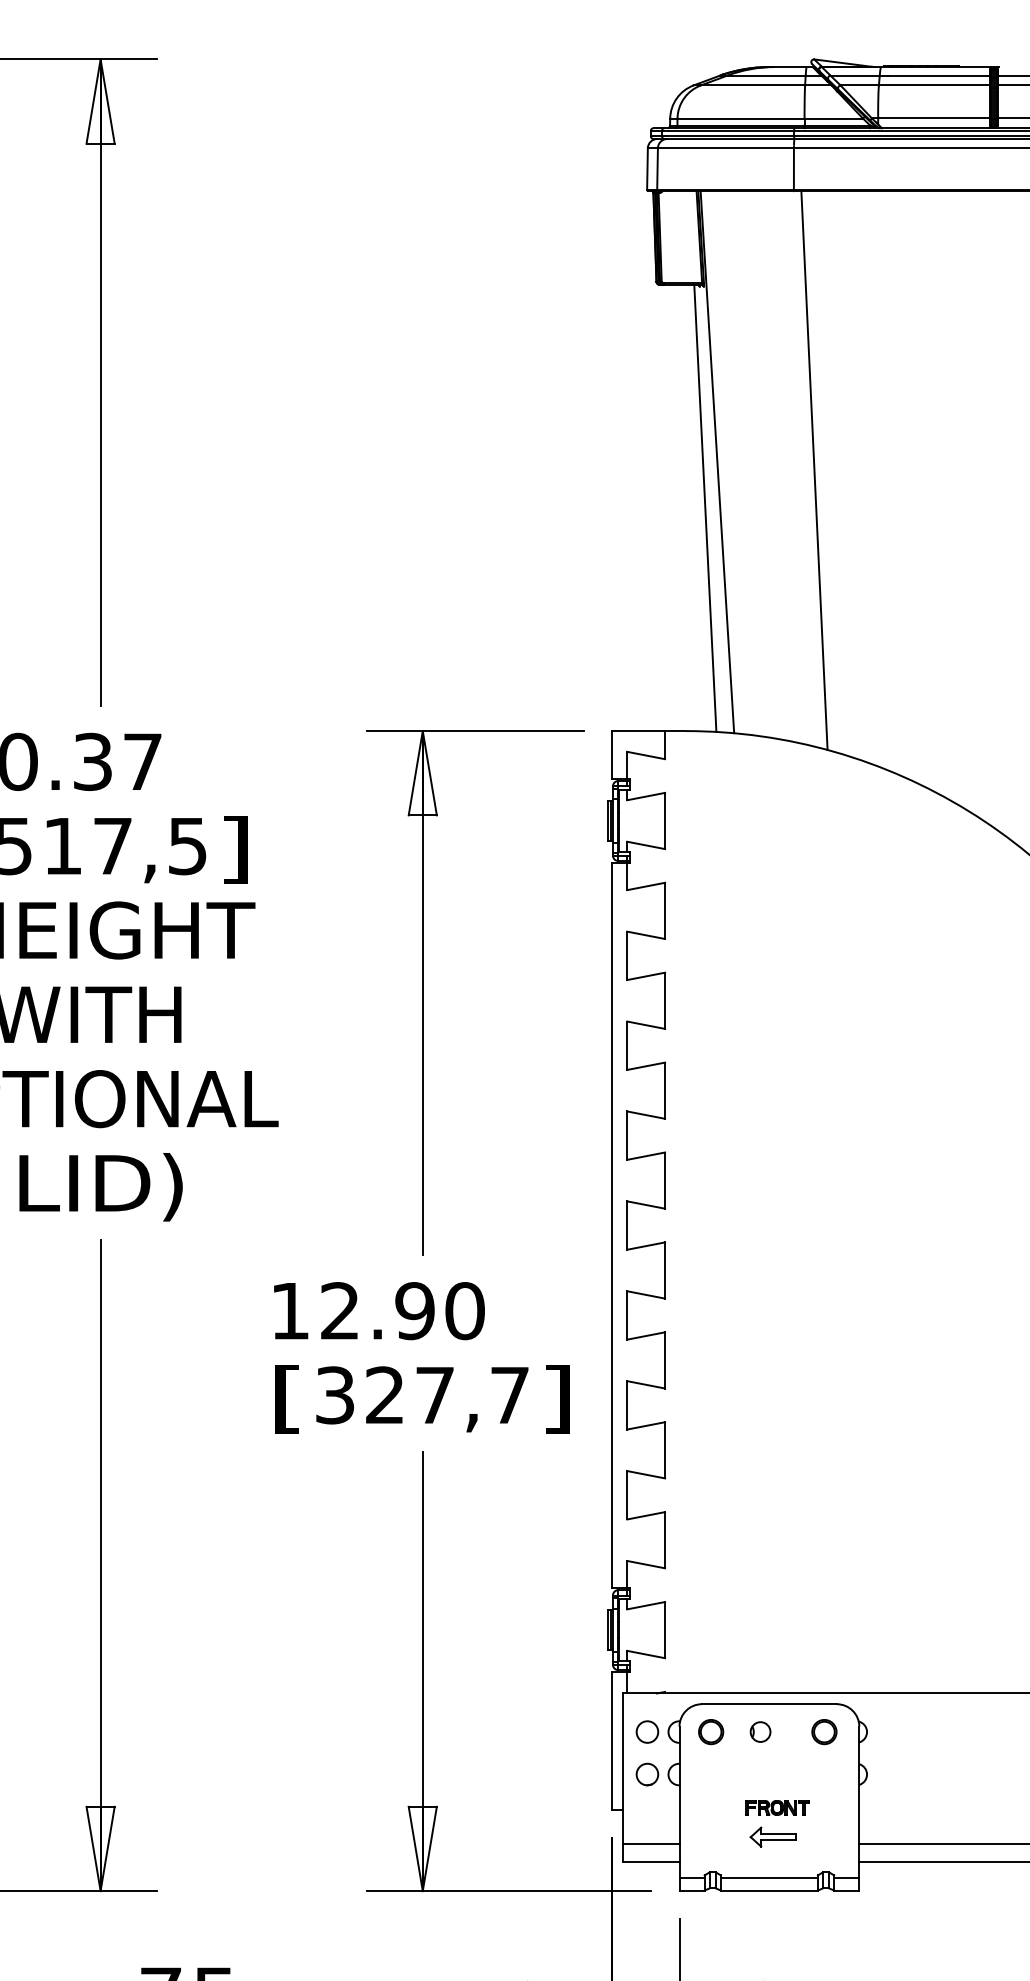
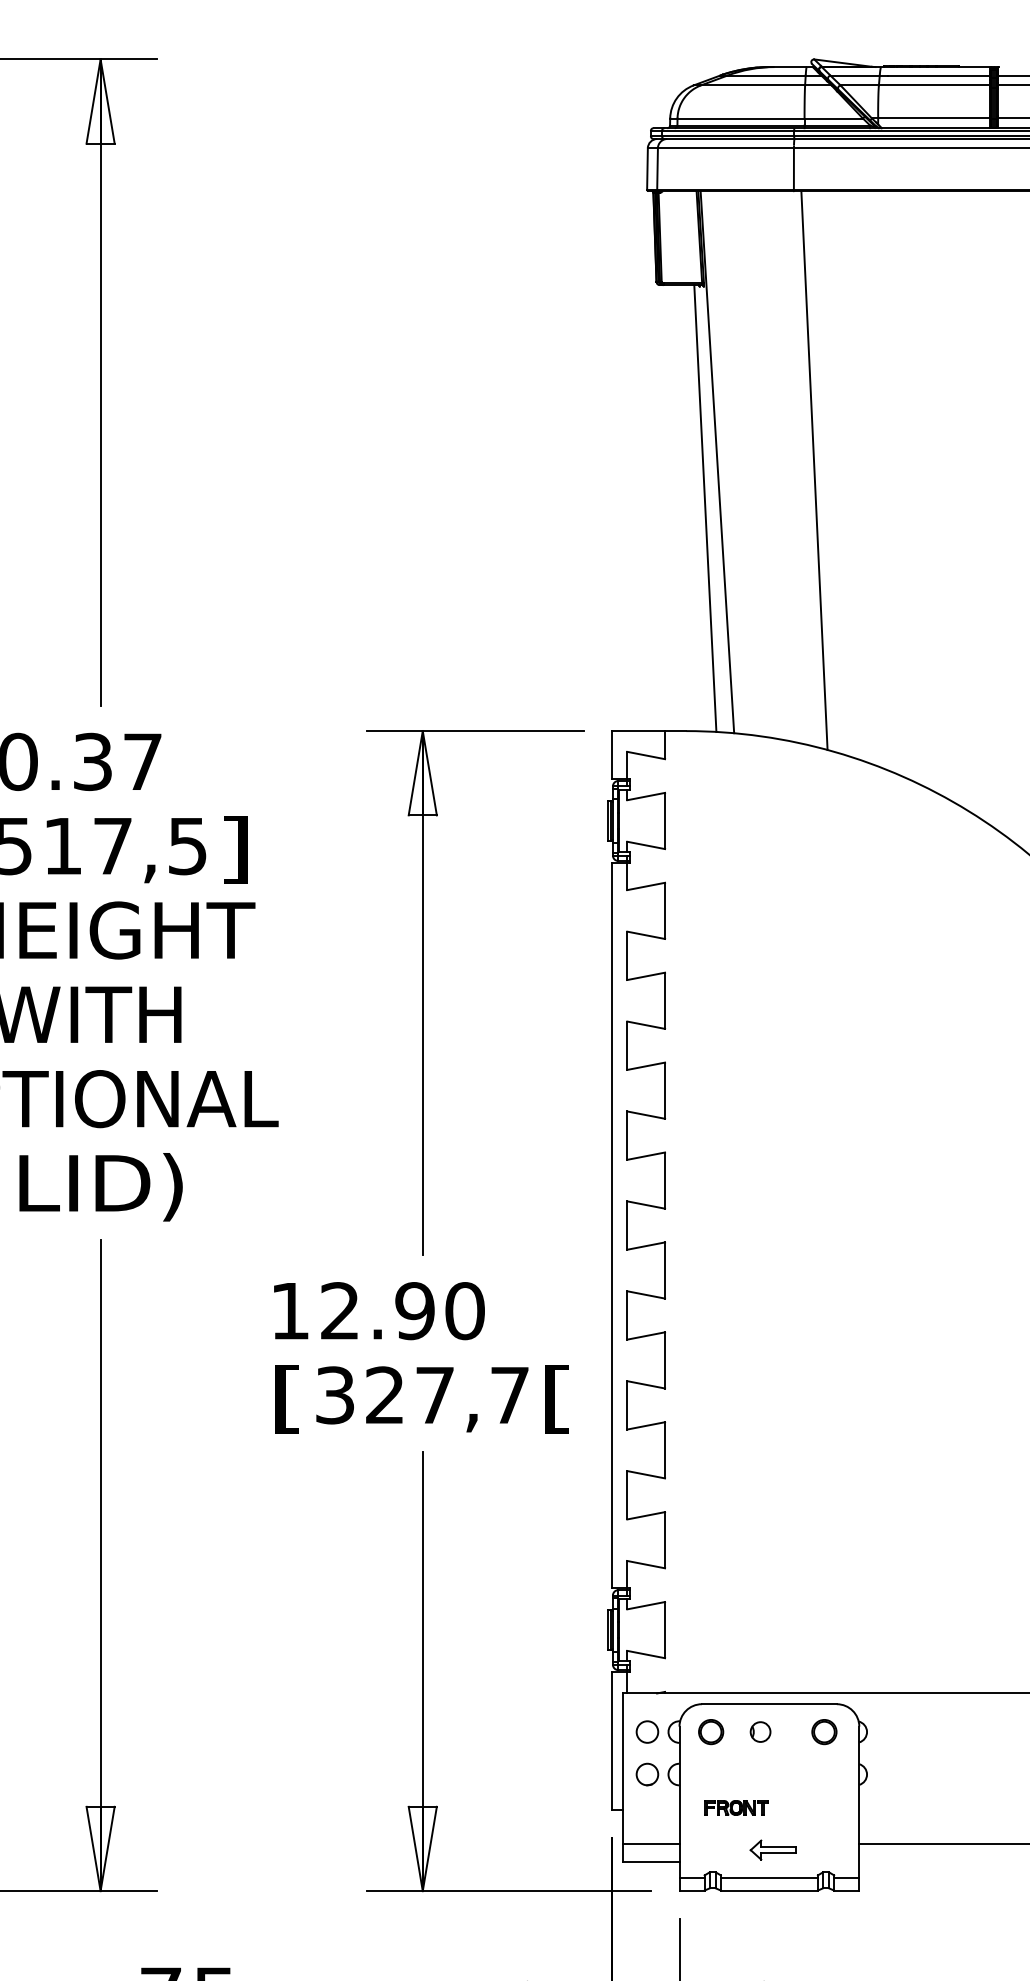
text: ] -> [ (557, 1399)
part position: (777, 1807) -> (736, 1807) (736, 1807)
part position: (772, 1836) -> (772, 1849) (772, 1849)
line: present -> none (942, 1861)
